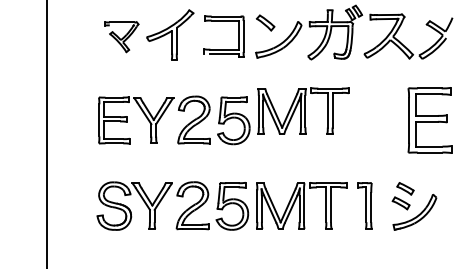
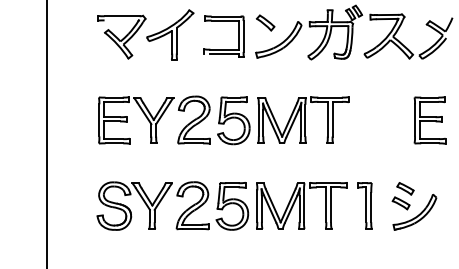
part size: 36x33 px -> 50x46 px (121, 36)
part position: (303, 110) -> (303, 119) (303, 119)
part size: 46x67 px -> 34x49 px (429, 120)
